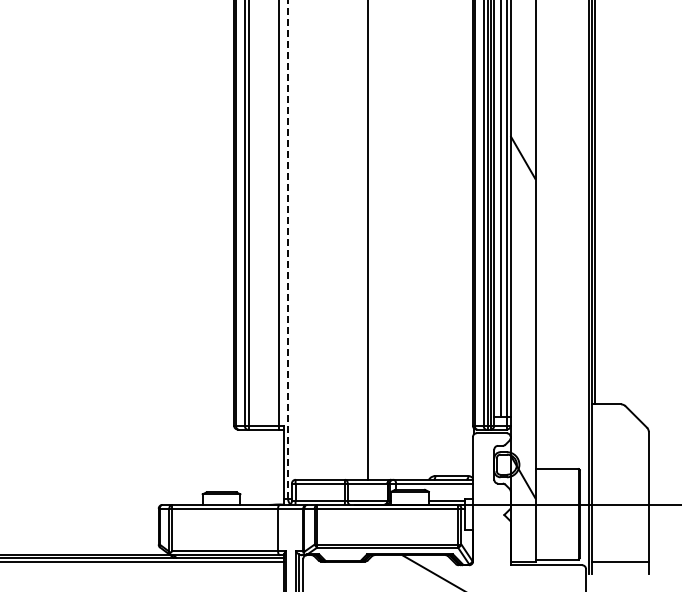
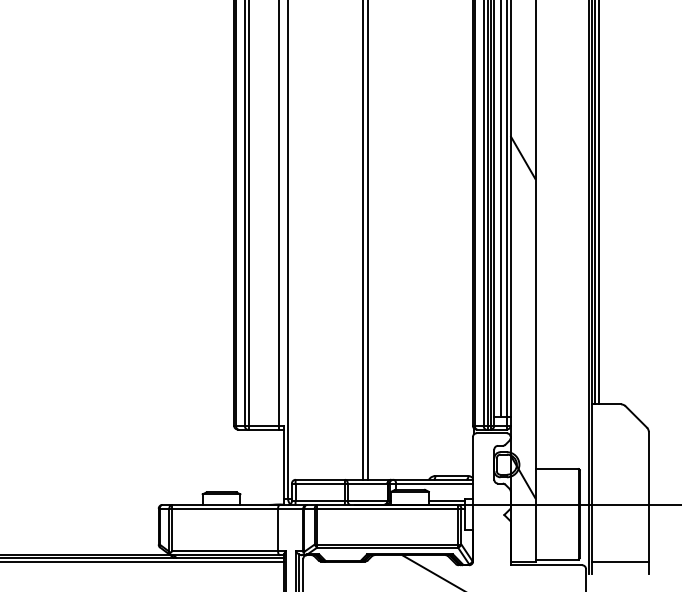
line: none -> present (598, 203)
line: none -> present (363, 240)
line: dashed -> solid (288, 249)
